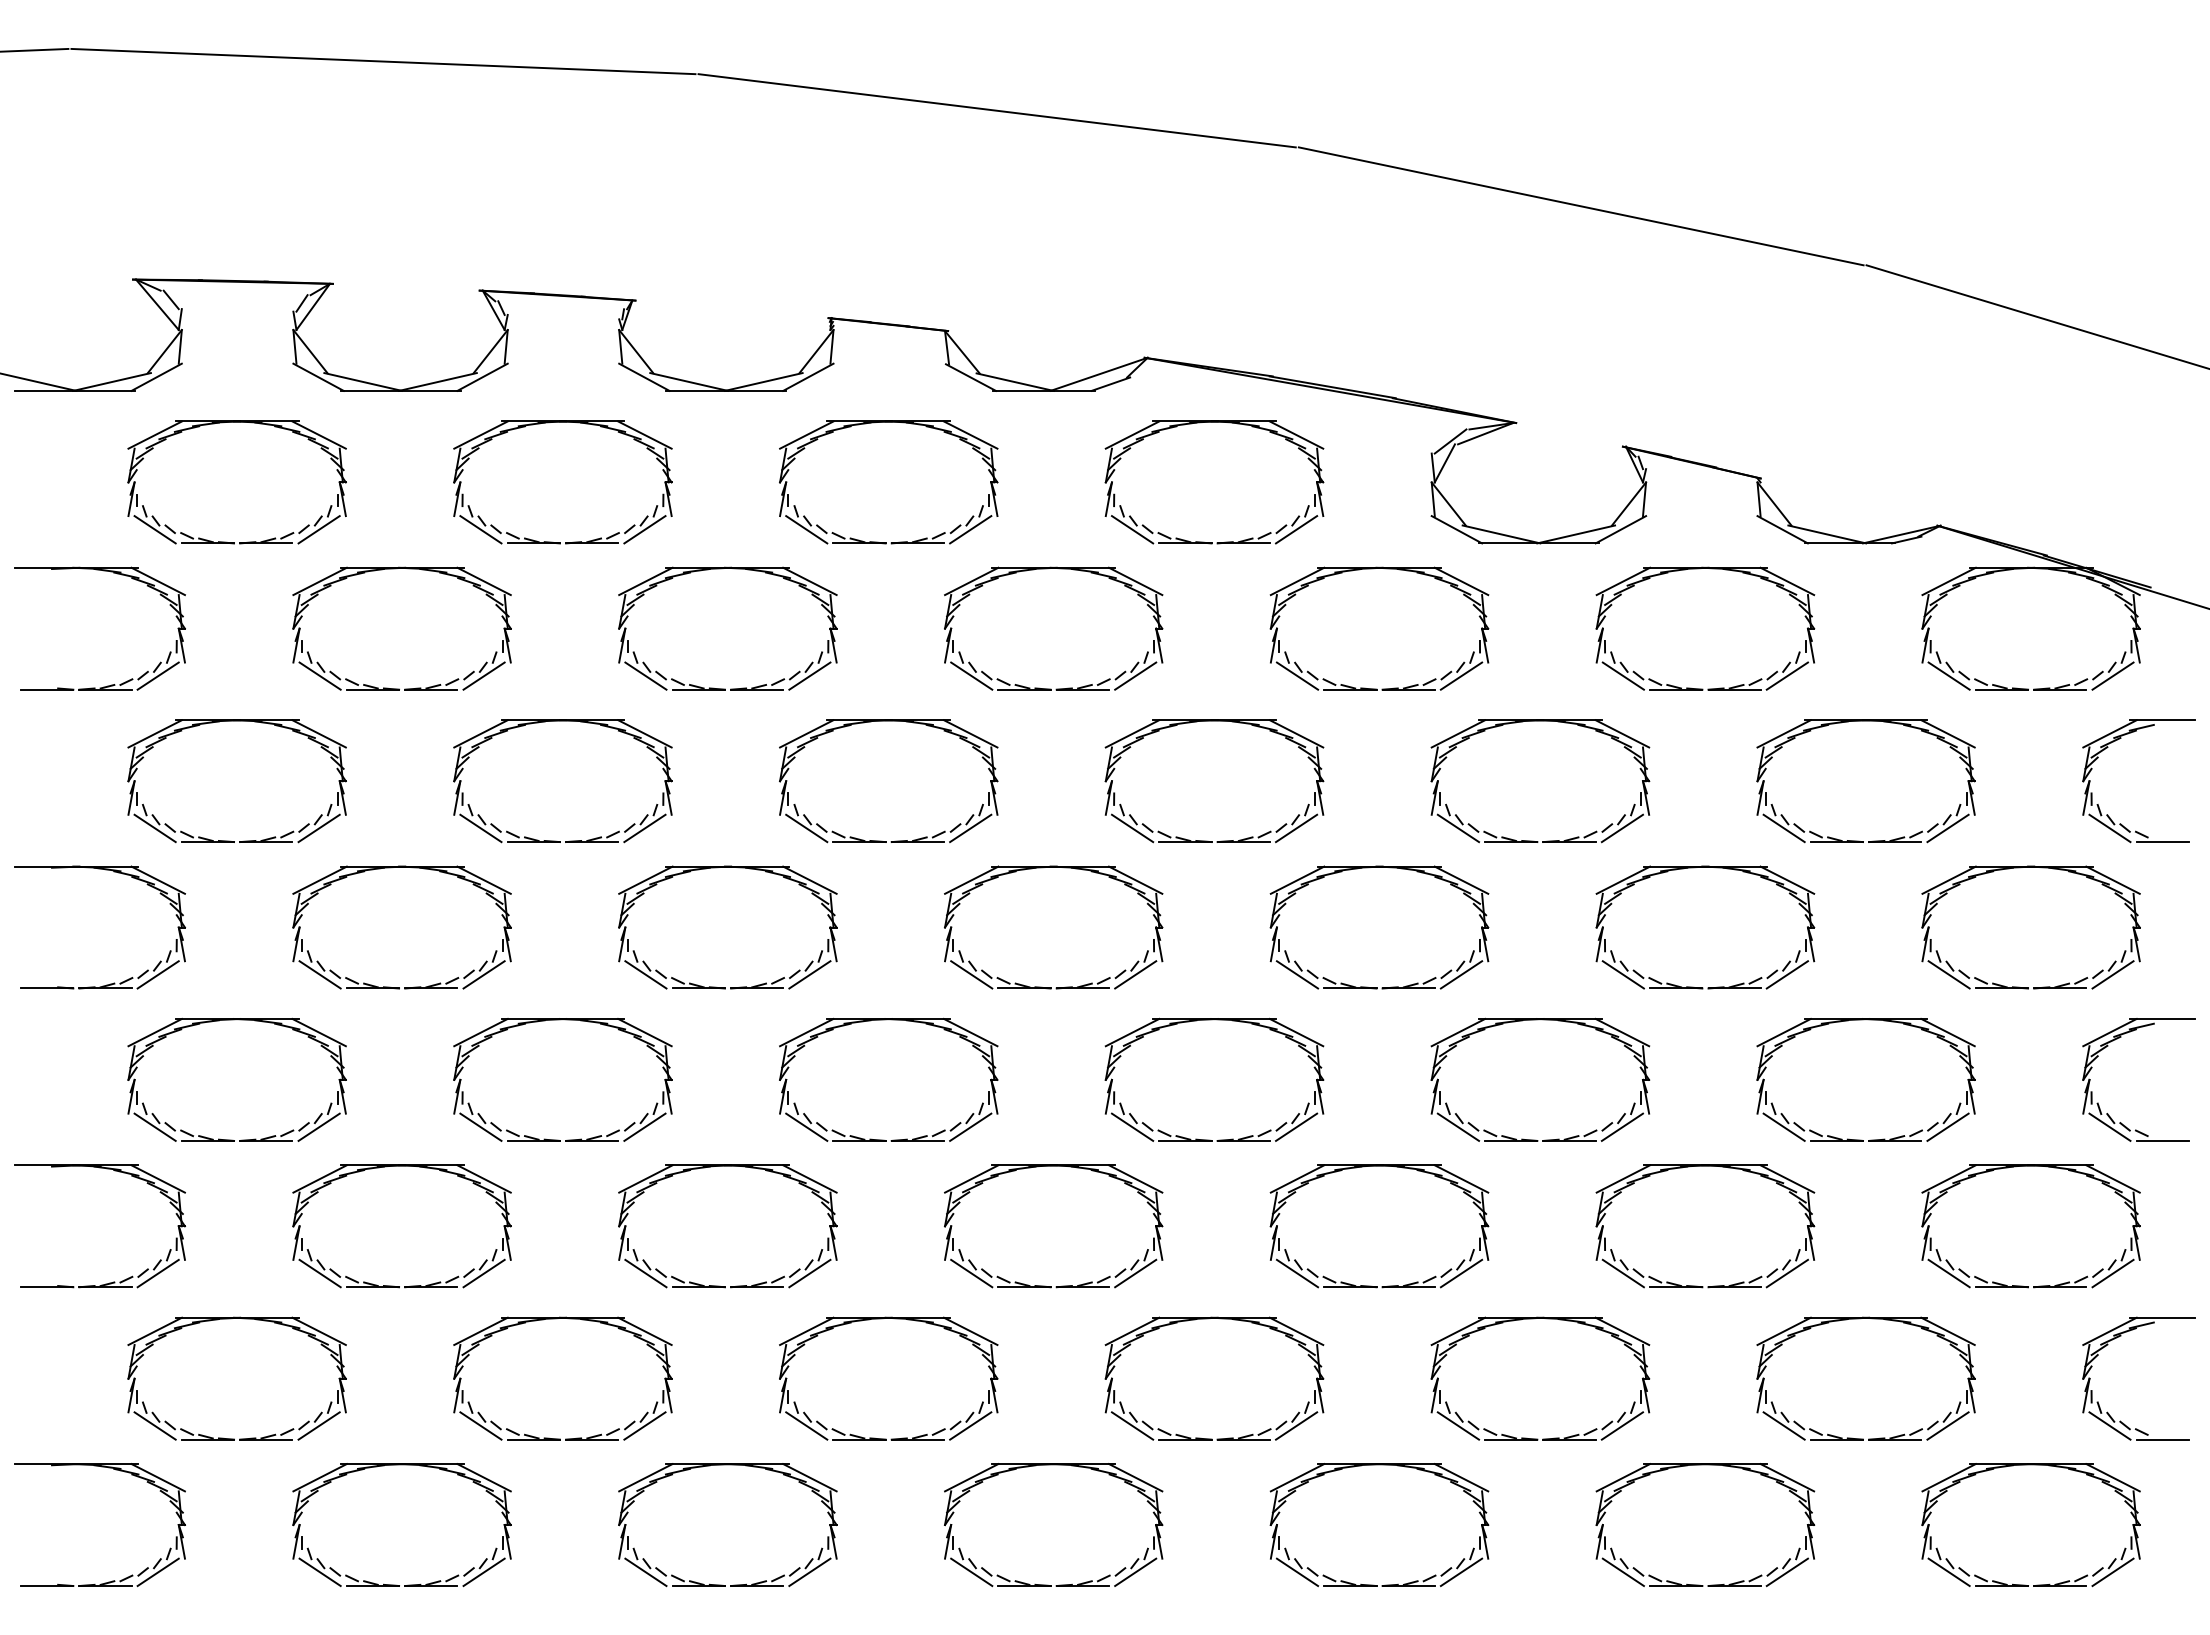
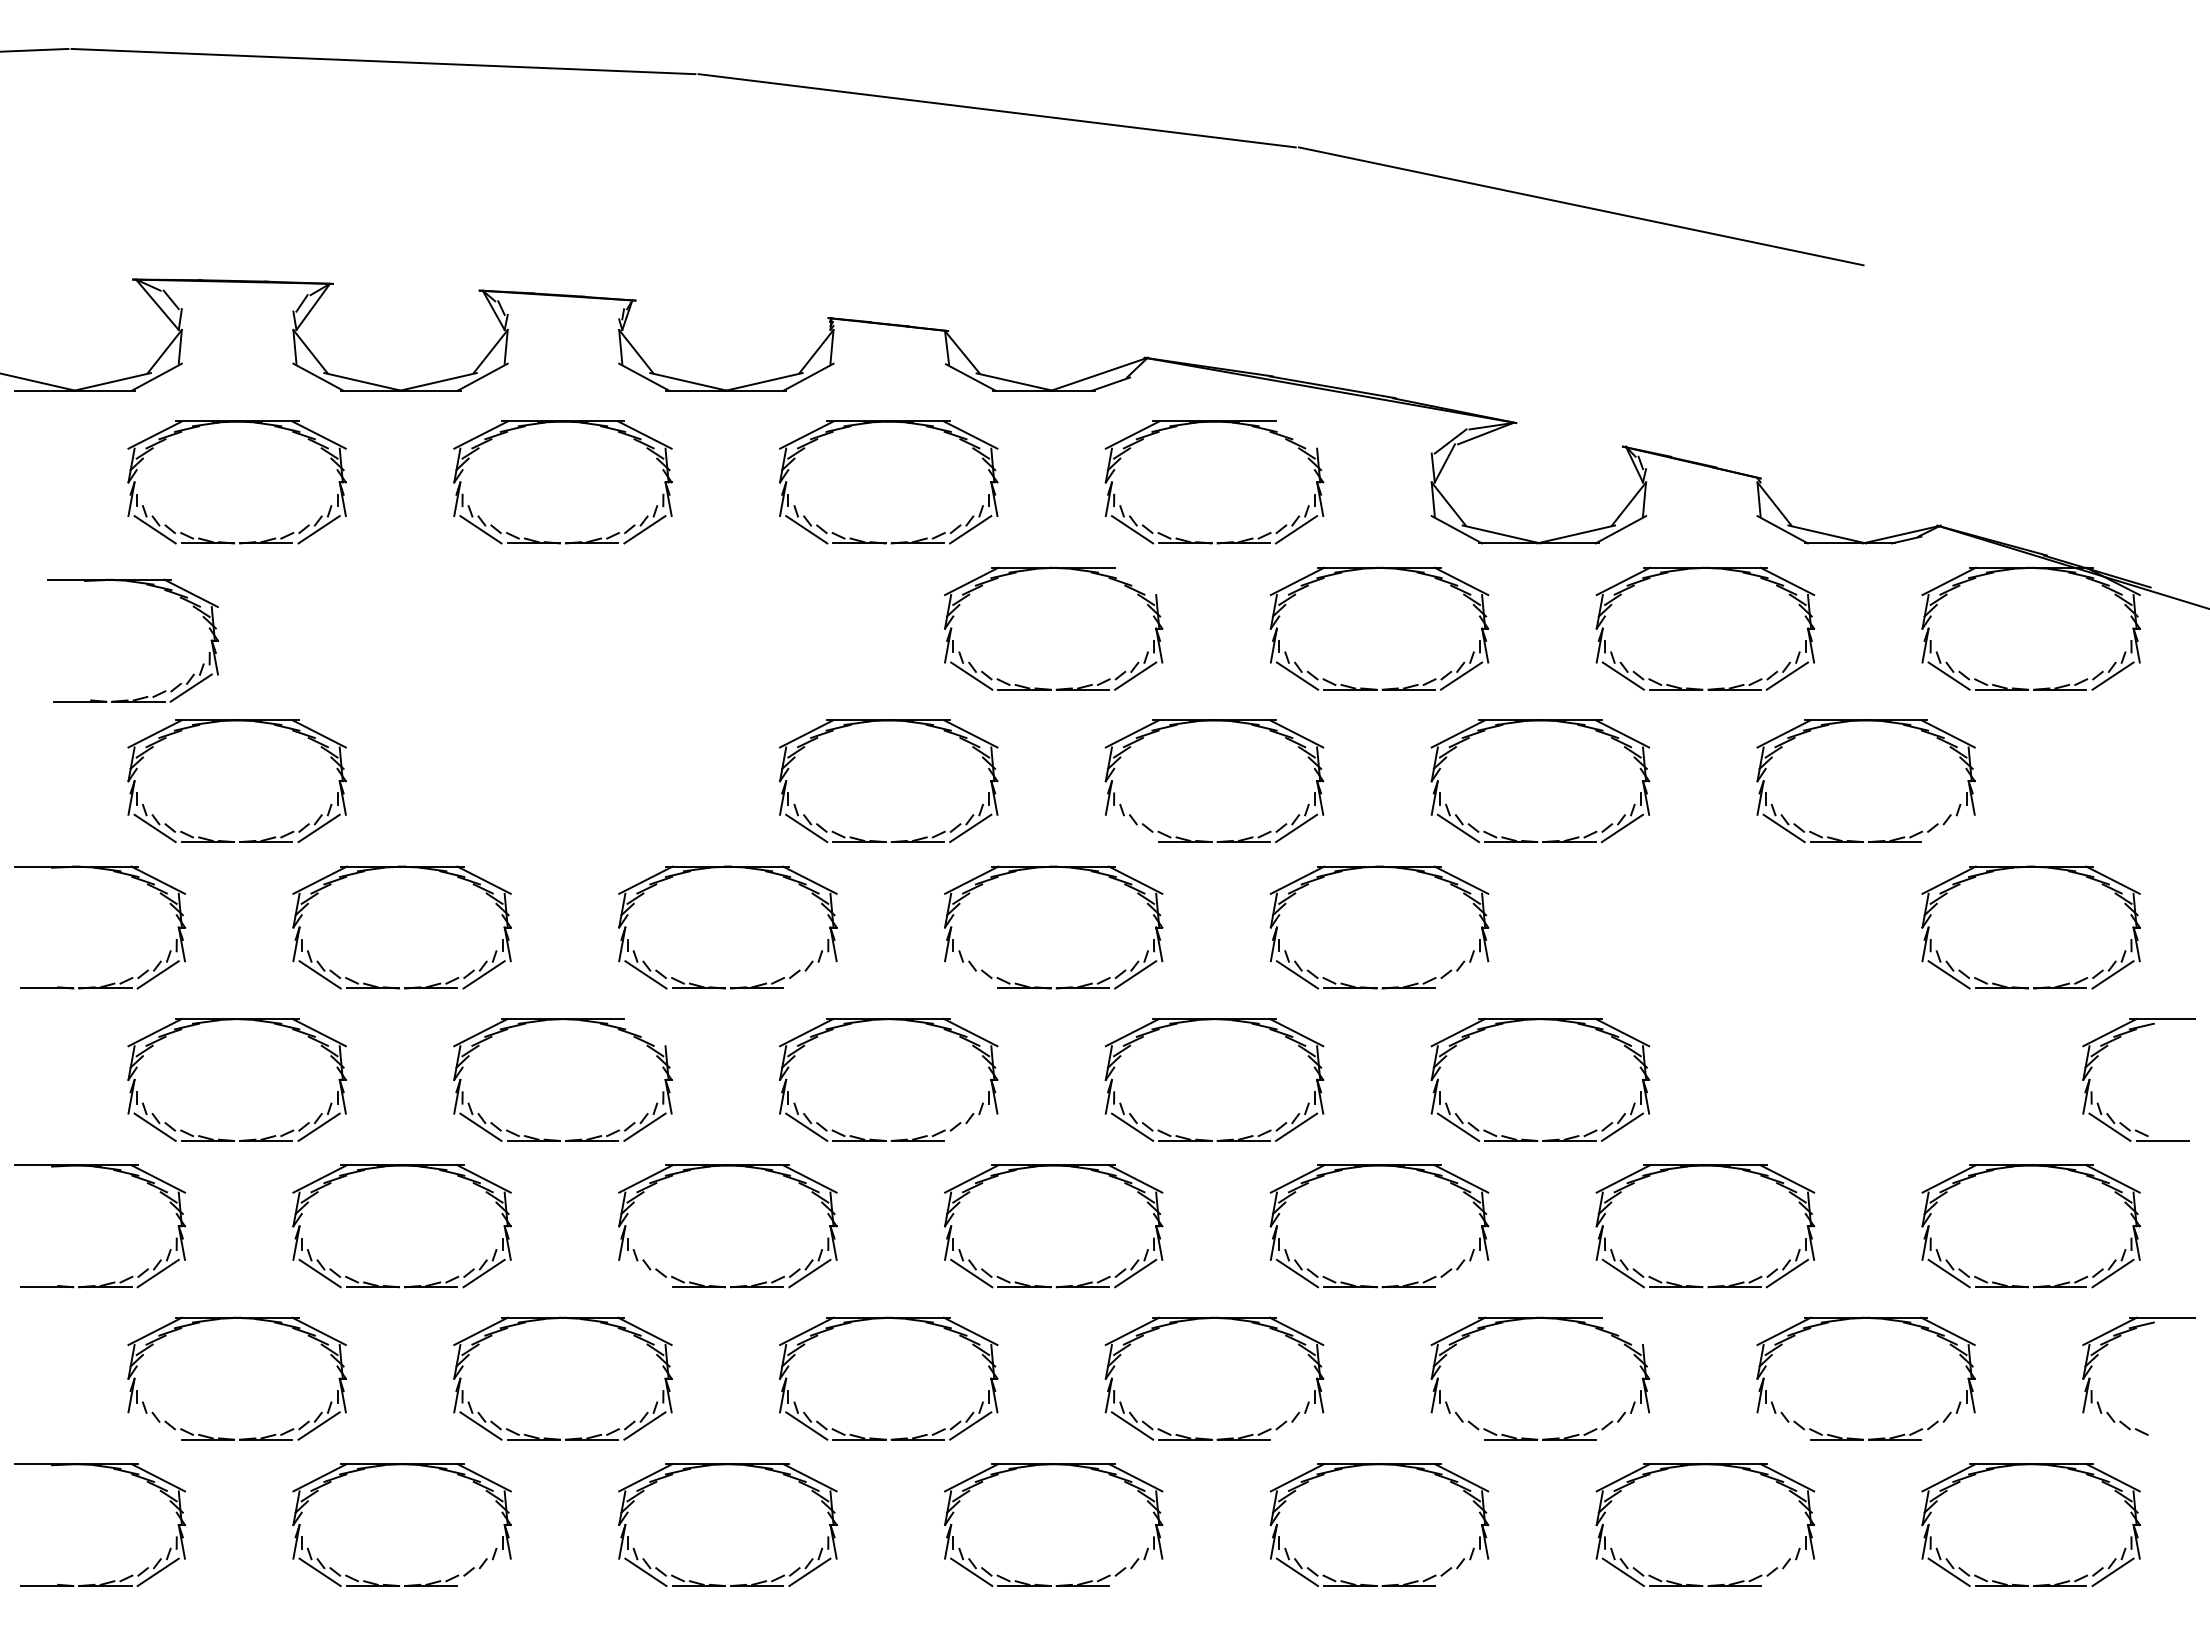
line: present -> none (2036, 316)
line: present -> none (1296, 434)
part: present -> none (396, 569)
part: present -> none (722, 569)
part position: (113, 573) -> (146, 585) (146, 585)
line: present -> none (1135, 581)
part: present -> none (2107, 748)
line: present -> none (1132, 828)
line: present -> none (1947, 828)
part: present -> none (556, 840)
part: present -> none (1705, 867)
line: present -> none (809, 974)
line: present -> none (971, 974)
line: present -> none (1461, 974)
part: present -> none (1864, 1020)
line: present -> none (644, 1032)
line: present -> none (970, 1126)
line: present -> none (645, 1273)
line: present -> none (1461, 1273)
line: present -> none (1622, 1331)
line: present -> none (154, 1425)
line: present -> none (1296, 1425)
line: present -> none (1458, 1425)
line: present -> none (1622, 1425)
line: present -> none (1783, 1425)
line: present -> none (1947, 1425)
line: present -> none (2109, 1425)
line: present -> none (2162, 1439)
line: present -> none (483, 1572)
line: present -> none (1135, 1572)
line: present -> none (1461, 1572)
line: present -> none (1786, 1572)
